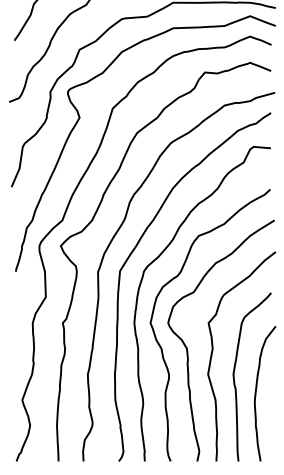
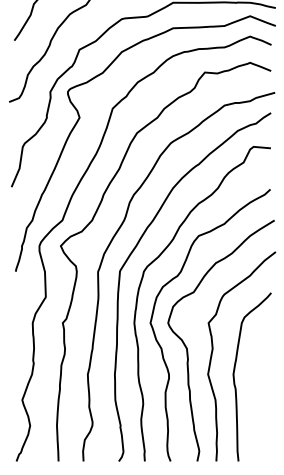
curve: present -> none (256, 393)
